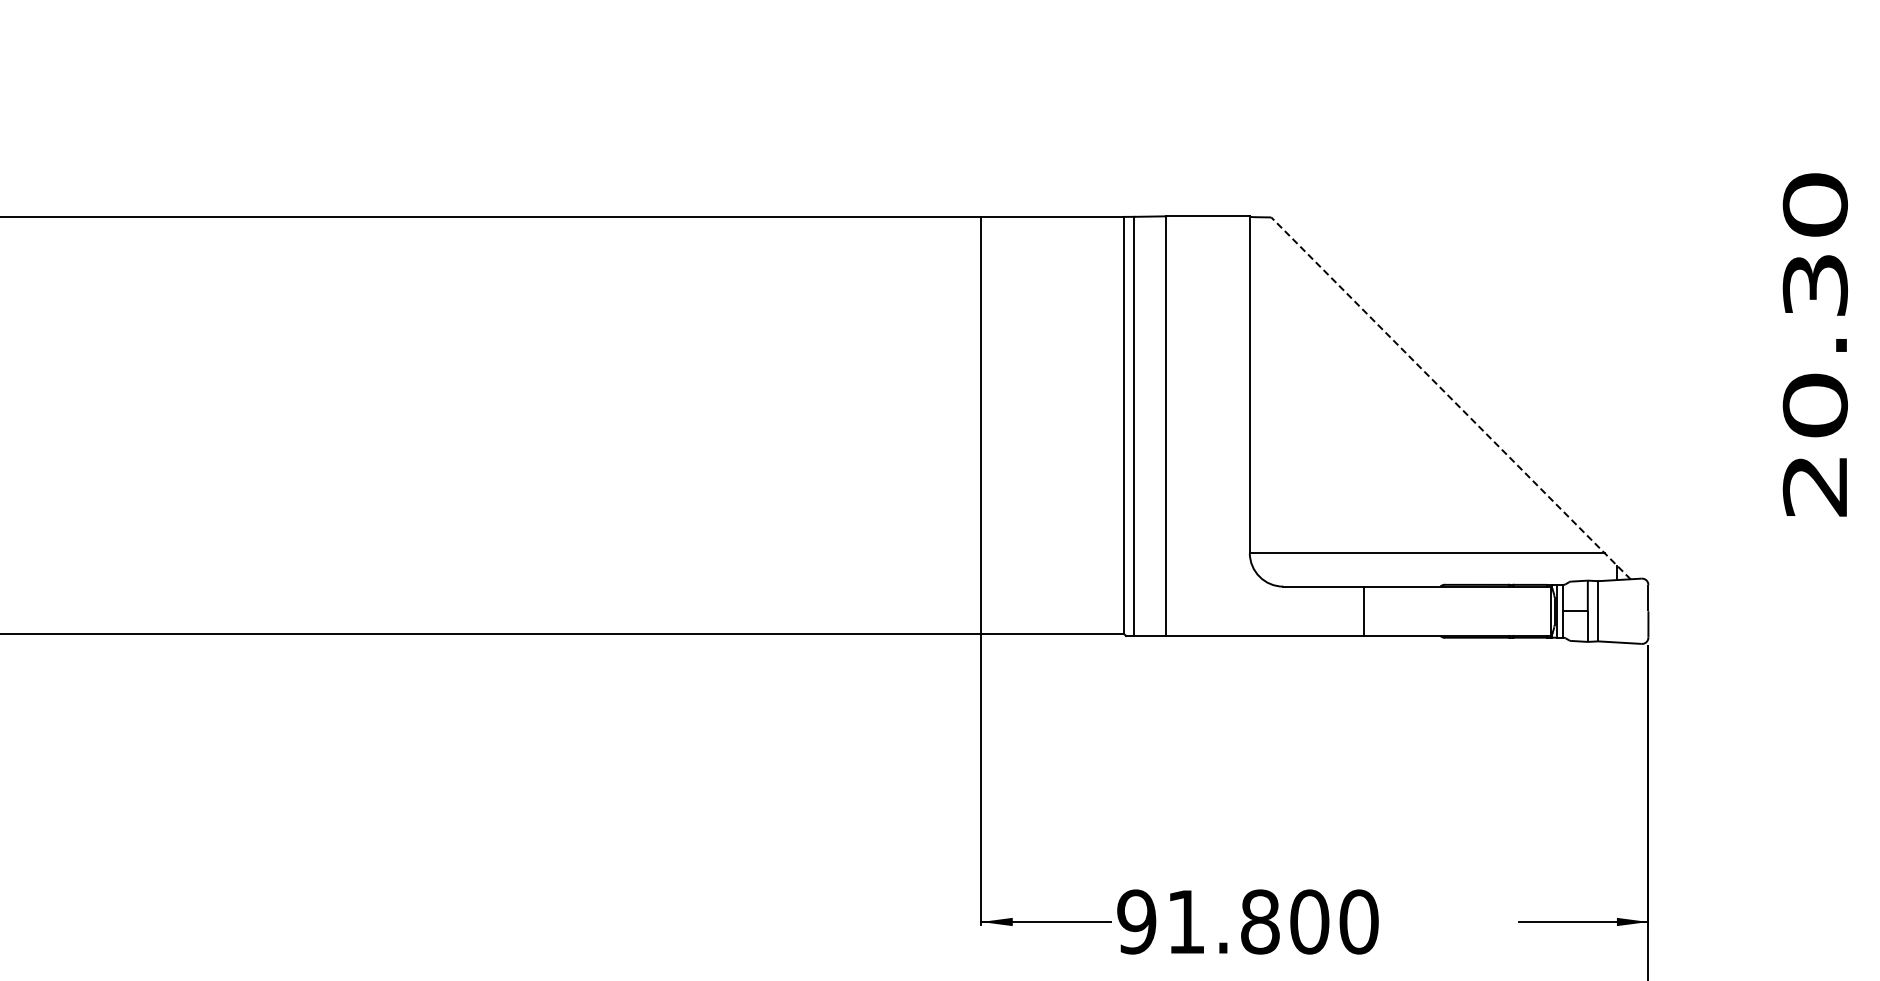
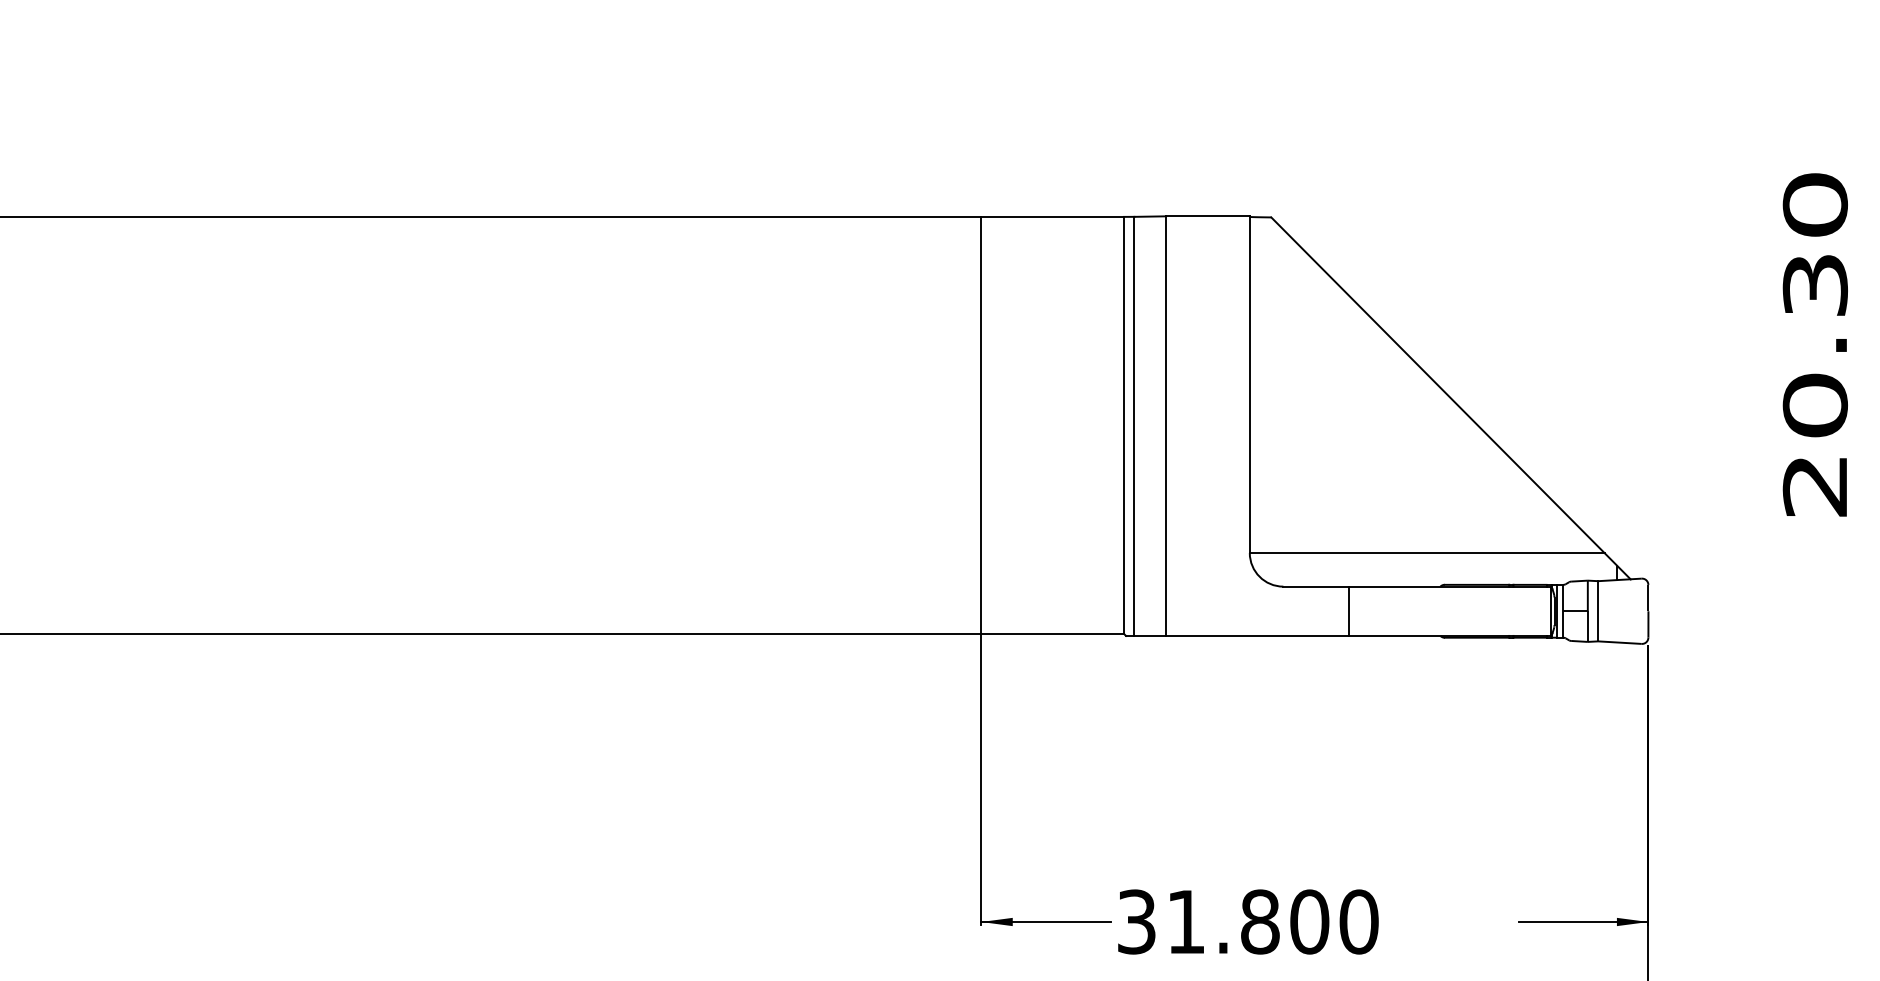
line: dashed -> solid (1450, 398)
line position: (1363, 610) -> (1348, 610) (1348, 610)
text: 91.800 -> 31.800 (1136, 921)
